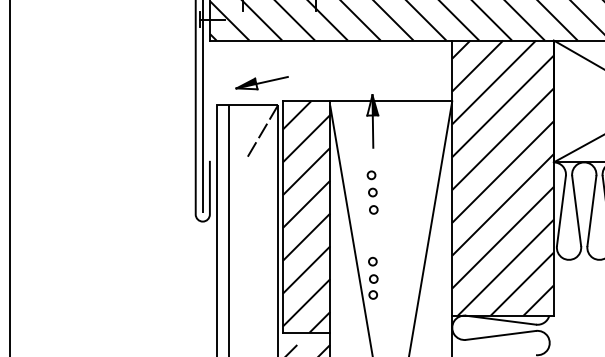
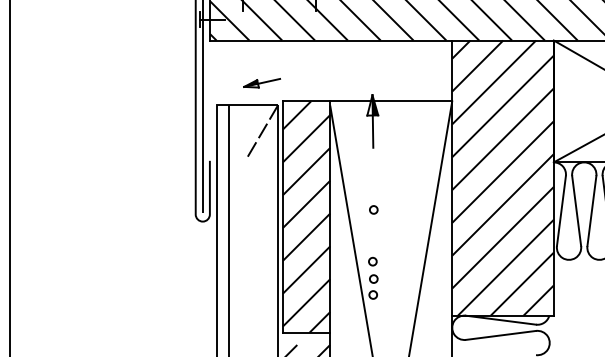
part size: 54x15 px -> 39x11 px (262, 83)
part: present -> none (371, 183)
